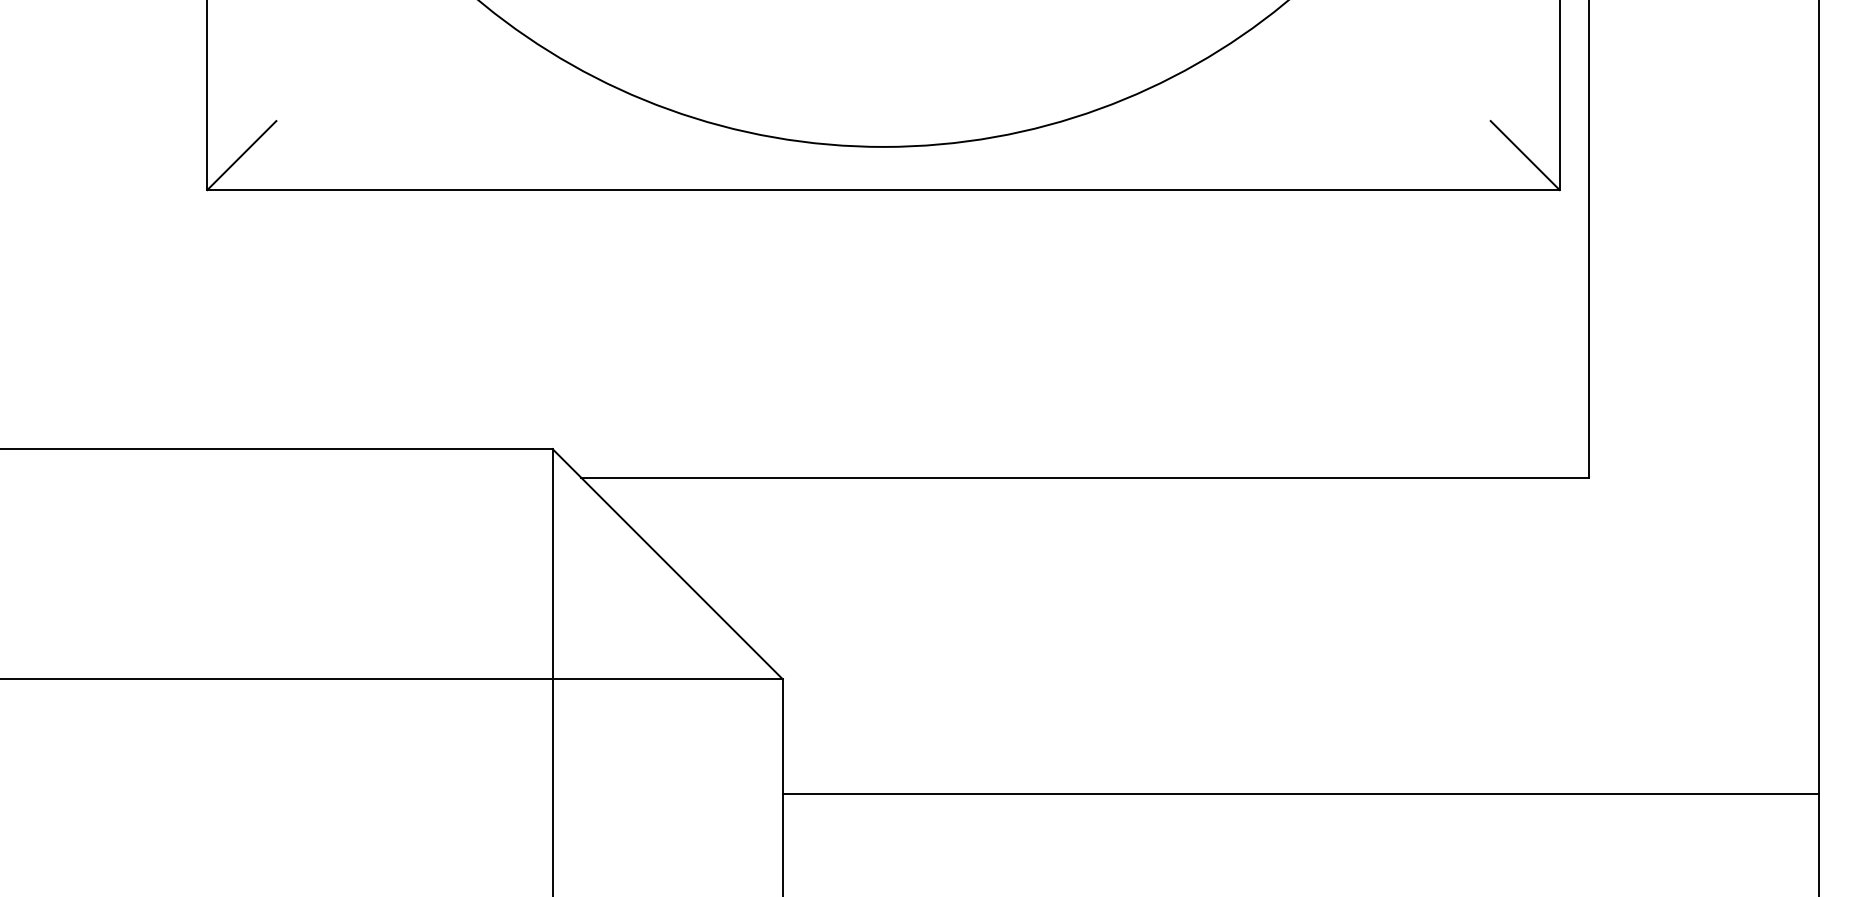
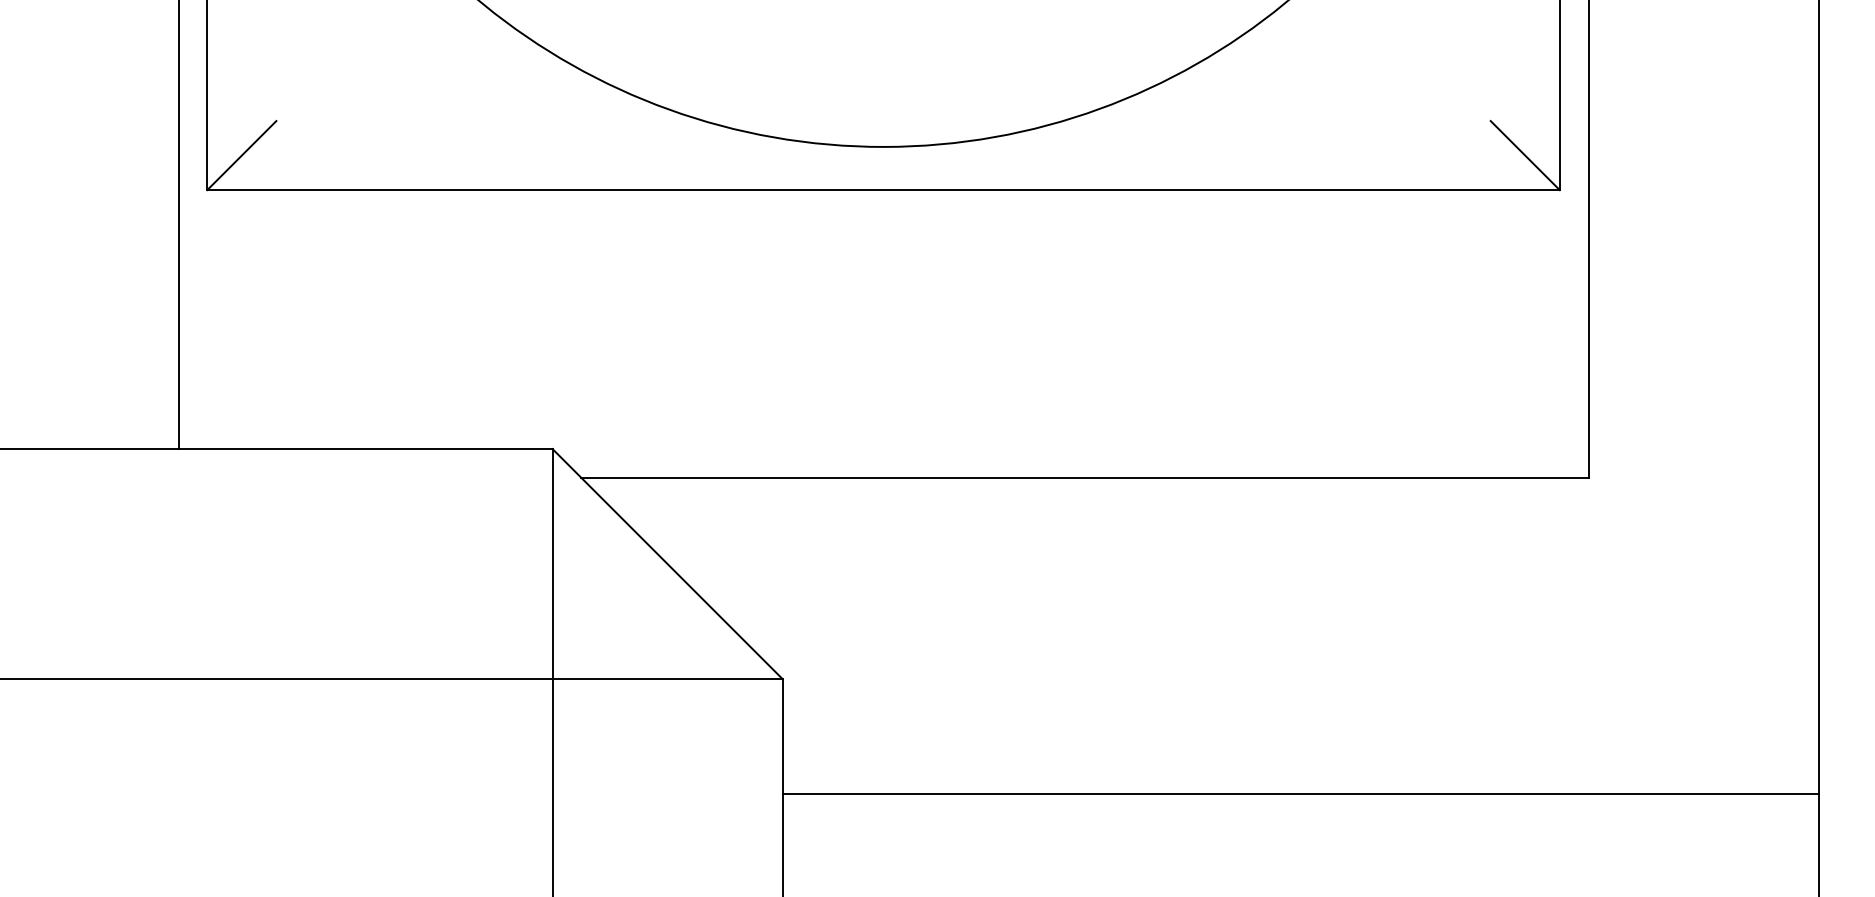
line: none -> present (178, 225)
